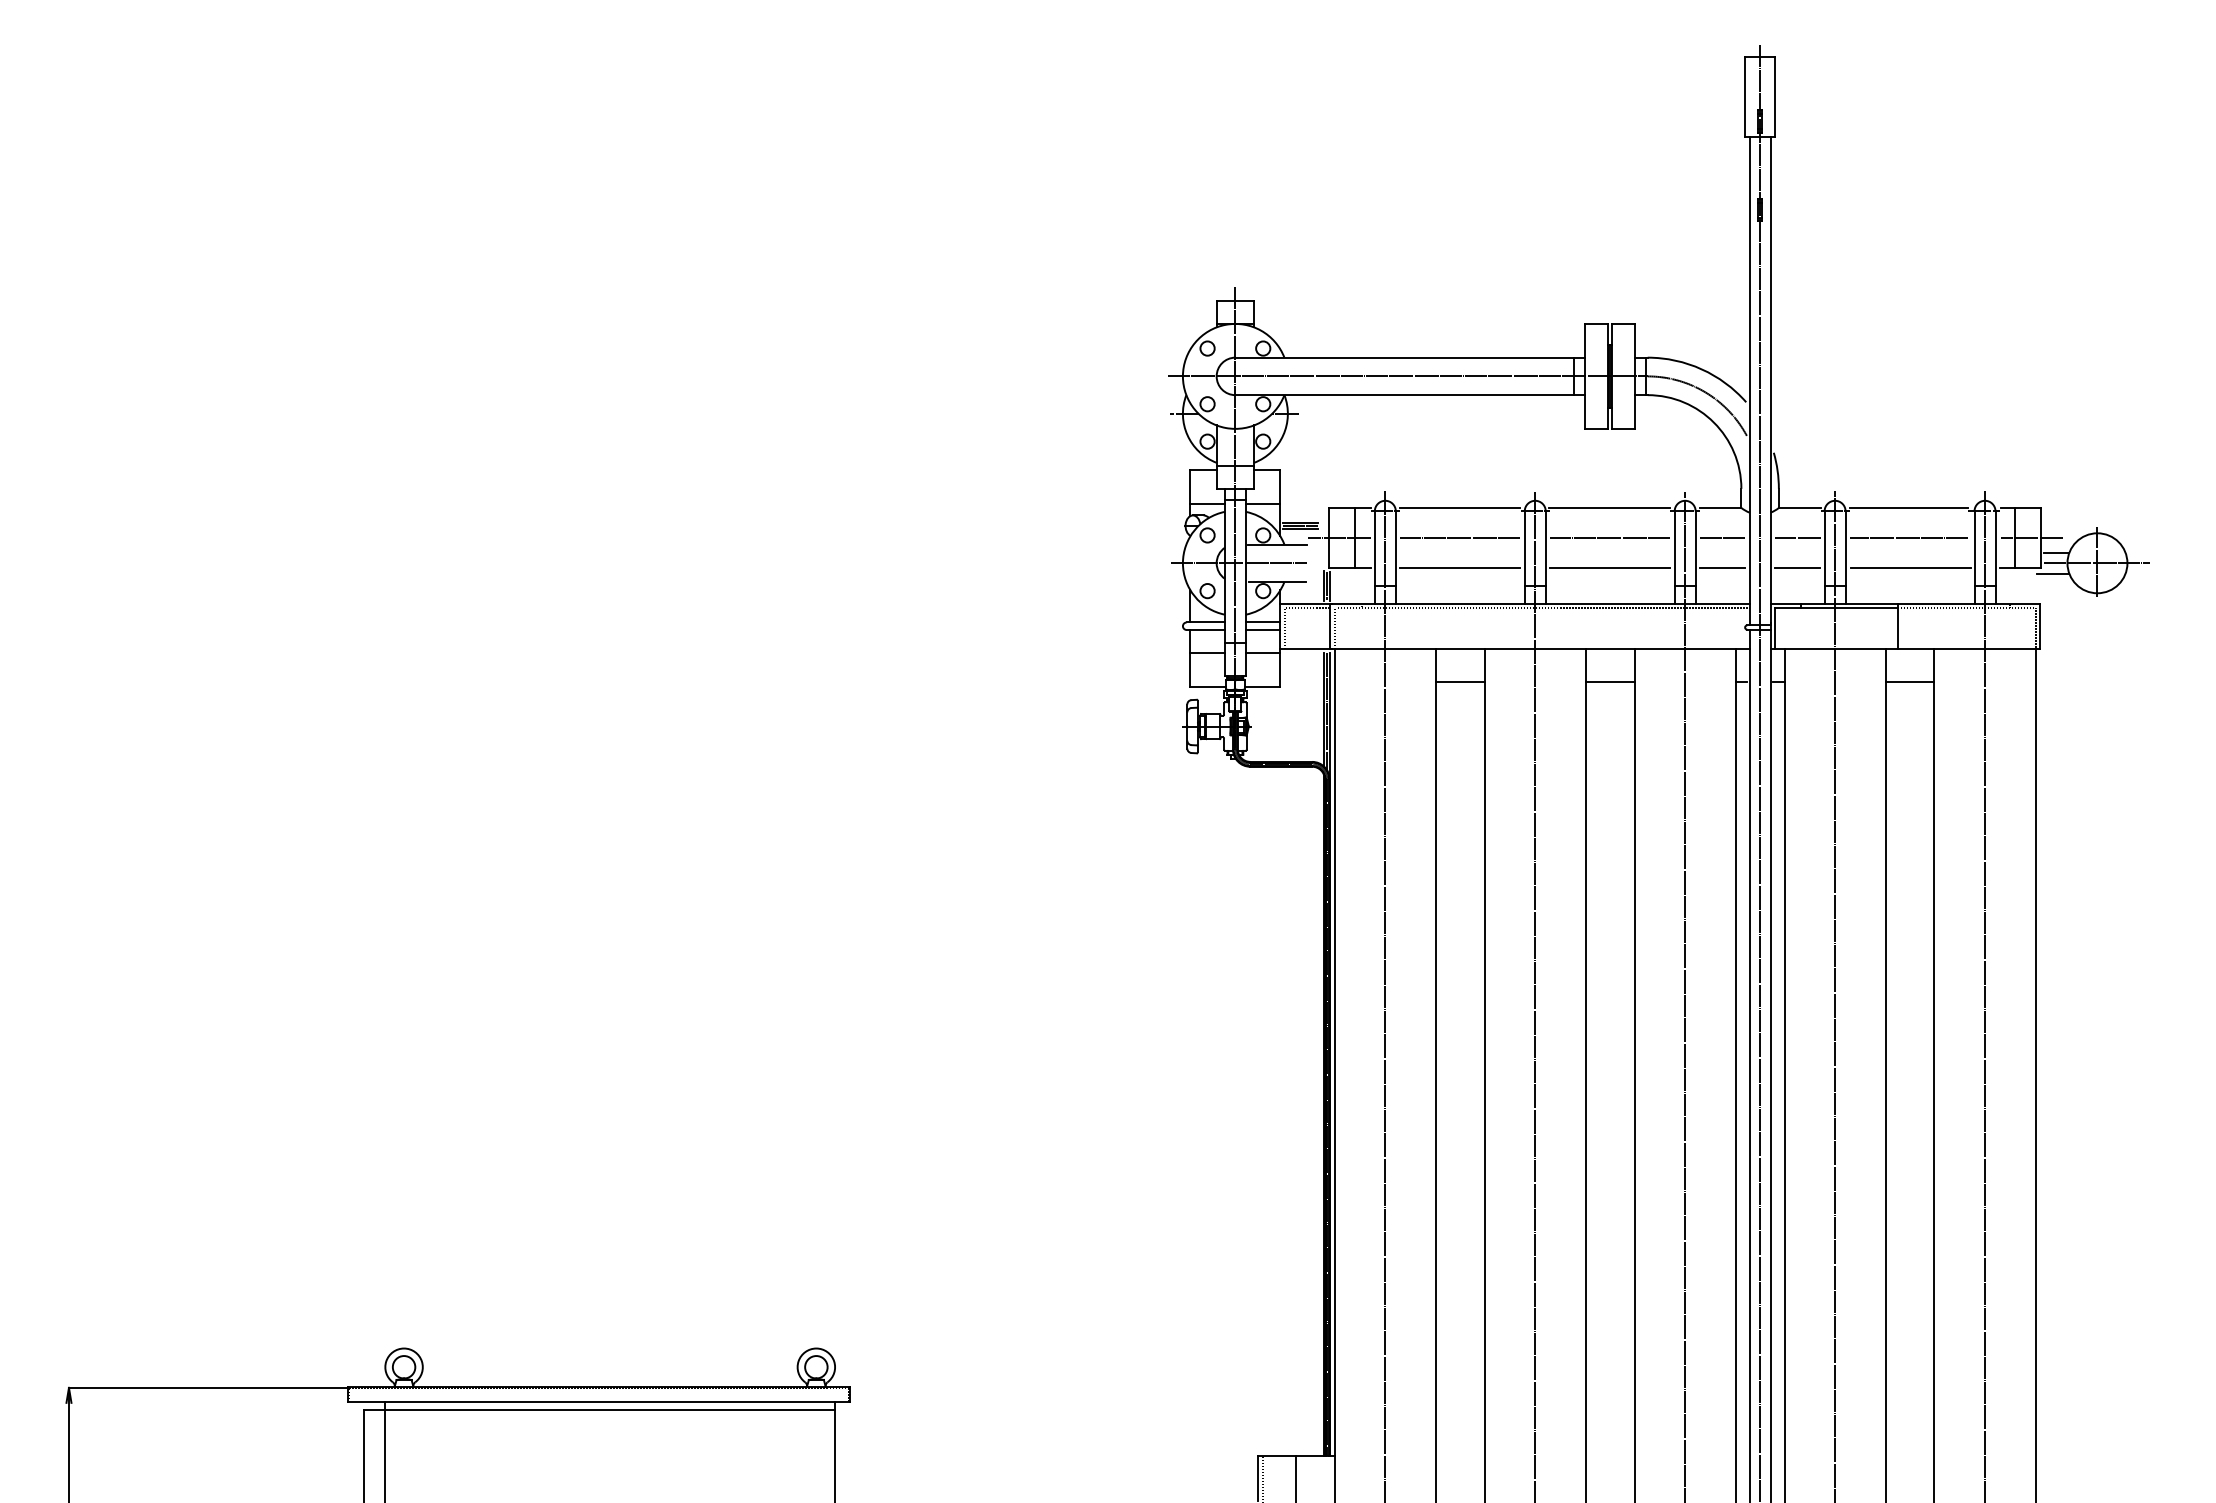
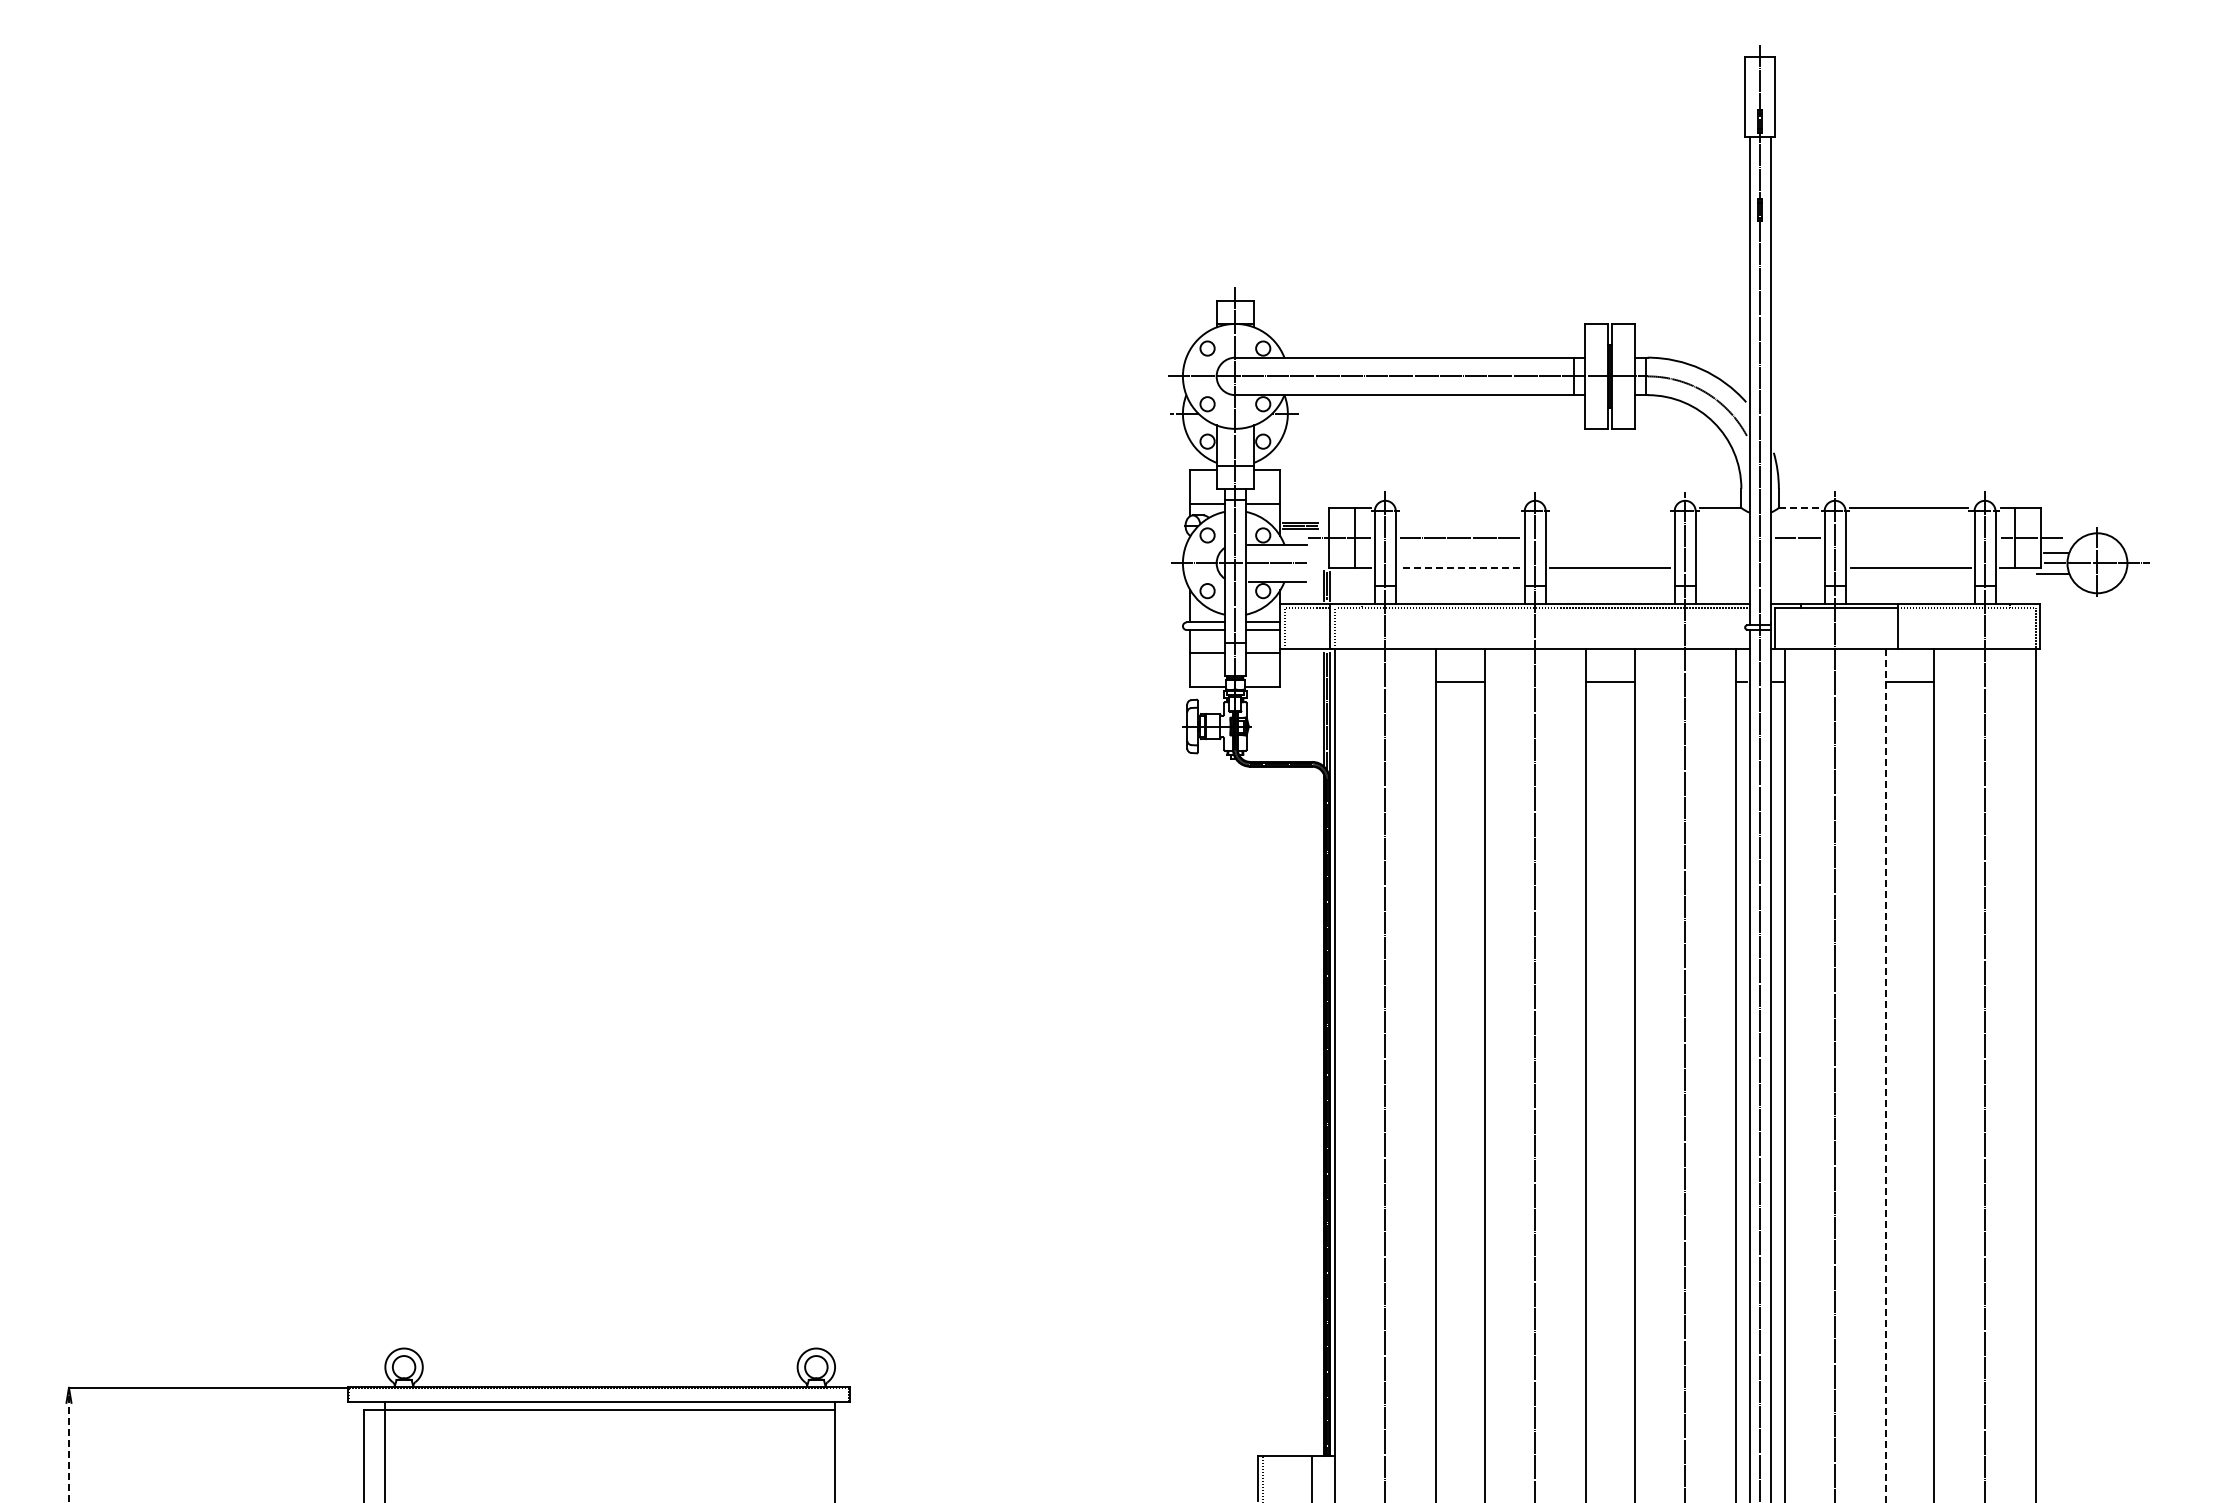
line: present -> none (1459, 507)
line: present -> none (1609, 507)
line: solid -> dashed (1799, 507)
line: present -> none (1609, 537)
line: present -> none (1722, 537)
line: present -> none (1909, 537)
line: solid -> dashed (1460, 567)
line: present -> none (1722, 567)
line: present -> none (1797, 567)
line: solid -> dashed (1885, 1075)
line: solid -> dashed (68, 1444)
line position: (1295, 1477) -> (1311, 1477) (1311, 1477)
